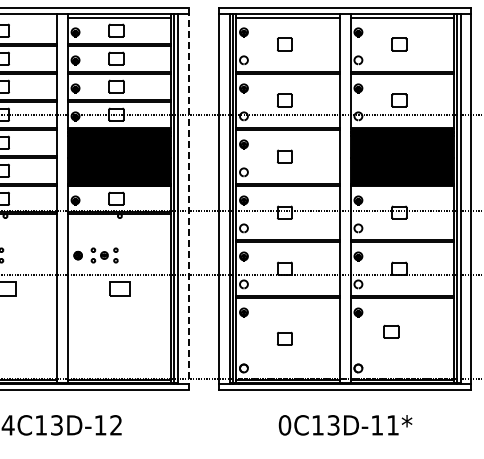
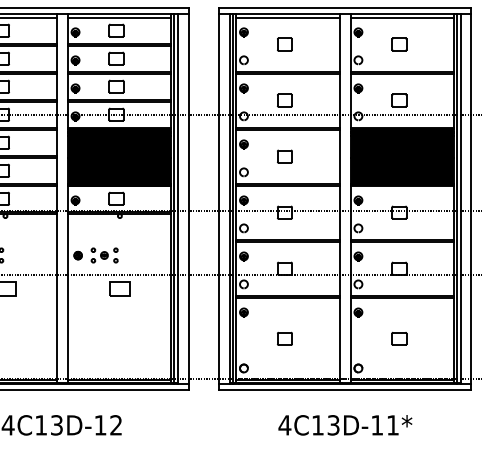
line: none -> present (29, 17)
line: dashed -> solid (188, 198)
part position: (391, 331) -> (399, 338) (399, 338)
text: 0C13D-11* -> 4C13D-11* (284, 425)
